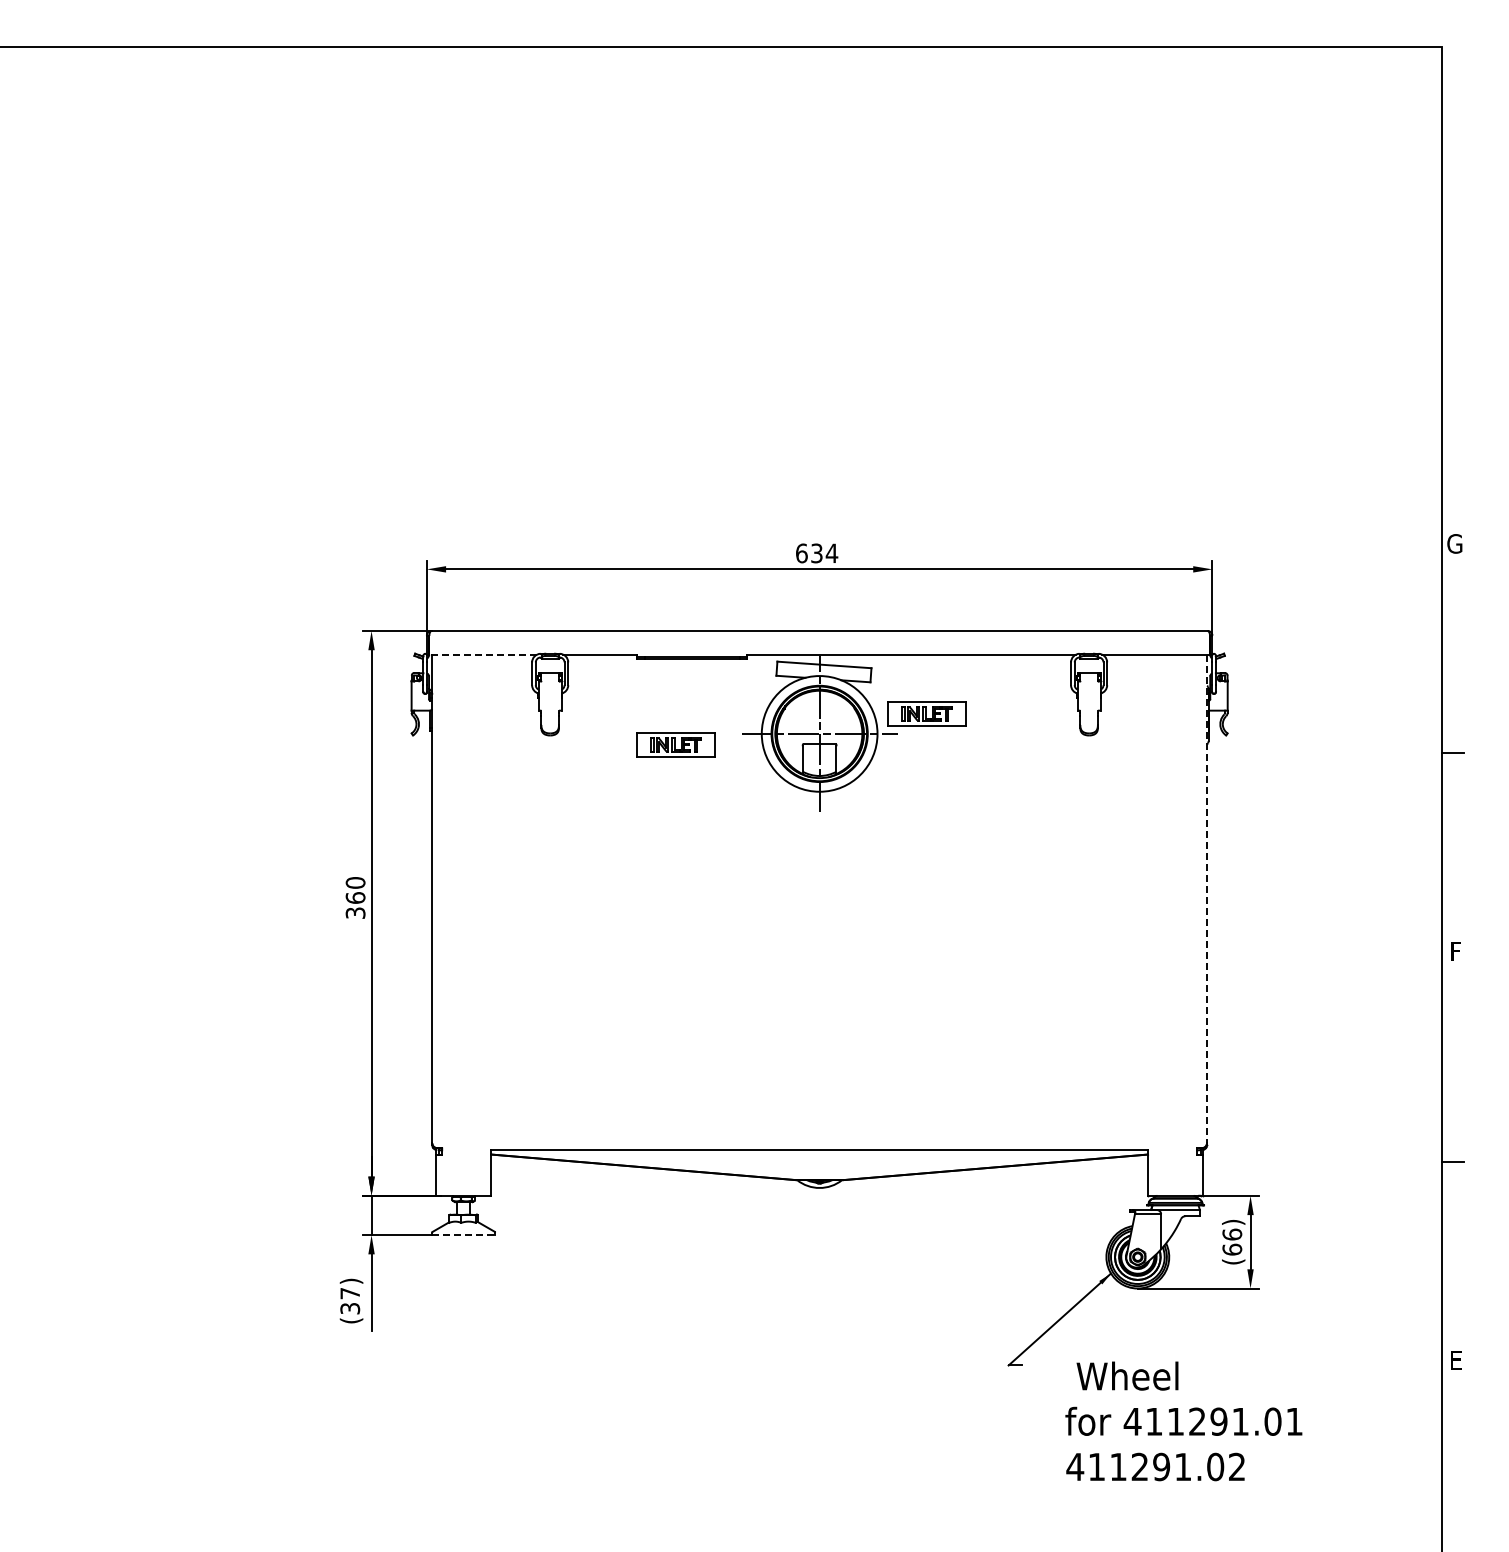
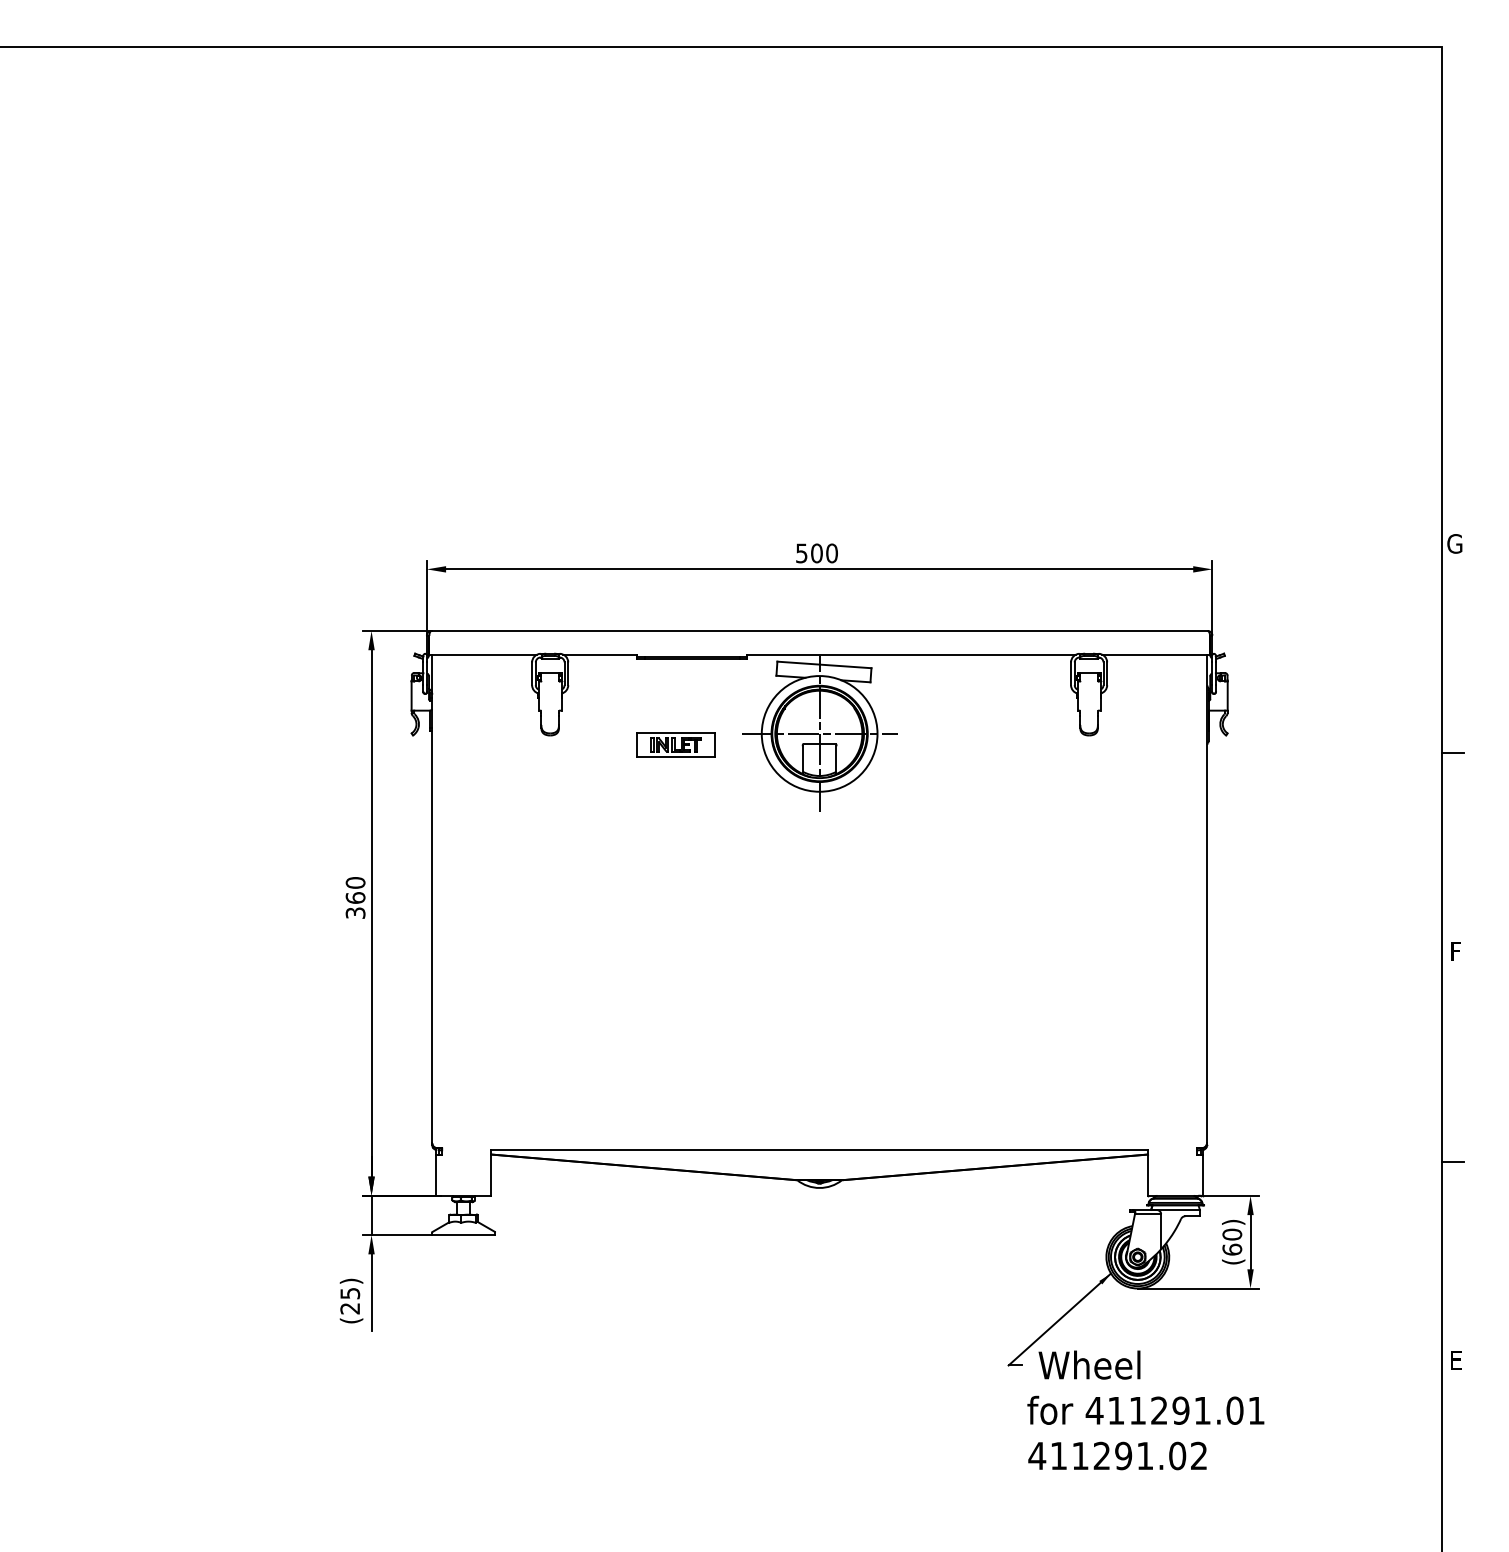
text: 634 -> 500 (817, 553)
line: dashed -> solid (483, 654)
part: present -> none (926, 713)
line: dashed -> solid (1206, 899)
text: (66) -> (60) (1231, 1234)
line: dashed -> solid (464, 1235)
text: (37) -> (25) (350, 1301)
text position: (1183, 1421) -> (1145, 1410) (1145, 1410)
